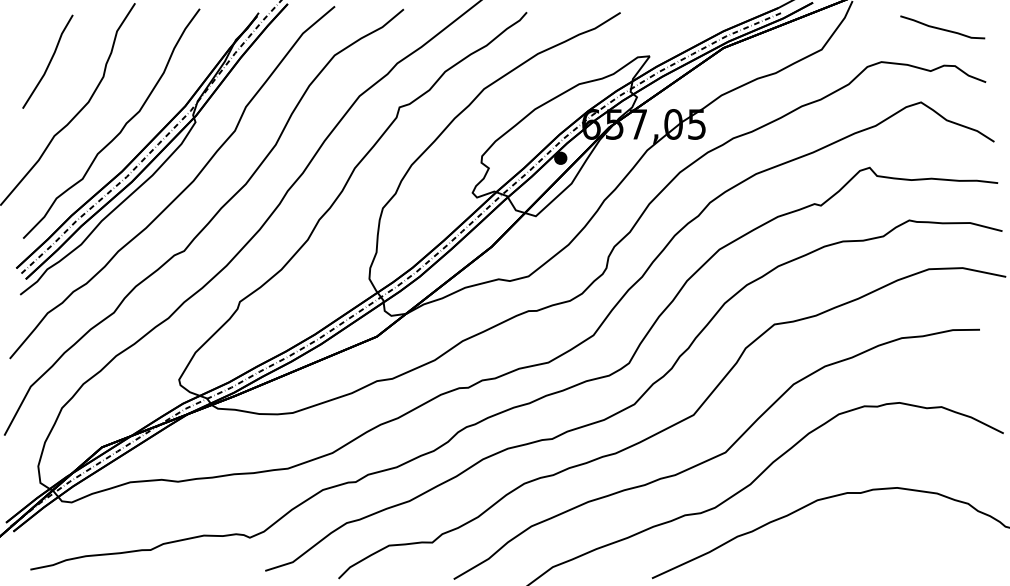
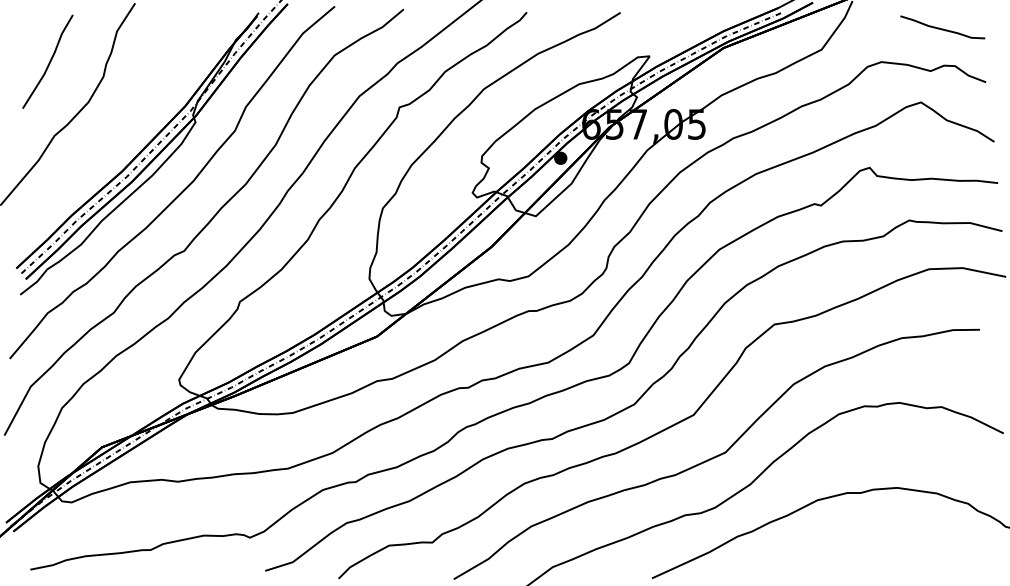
curve: present -> none (121, 128)
